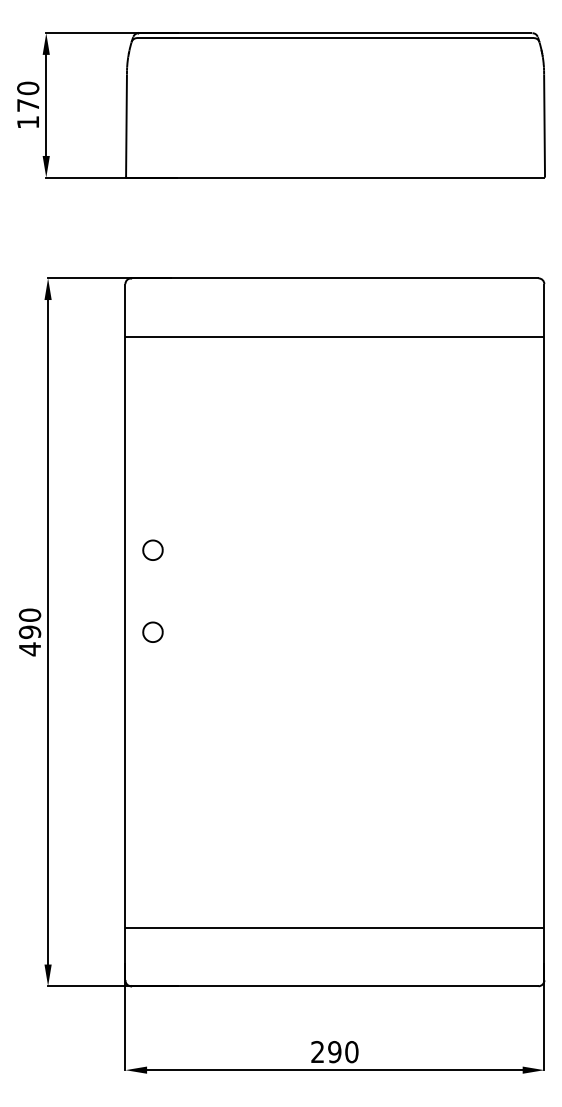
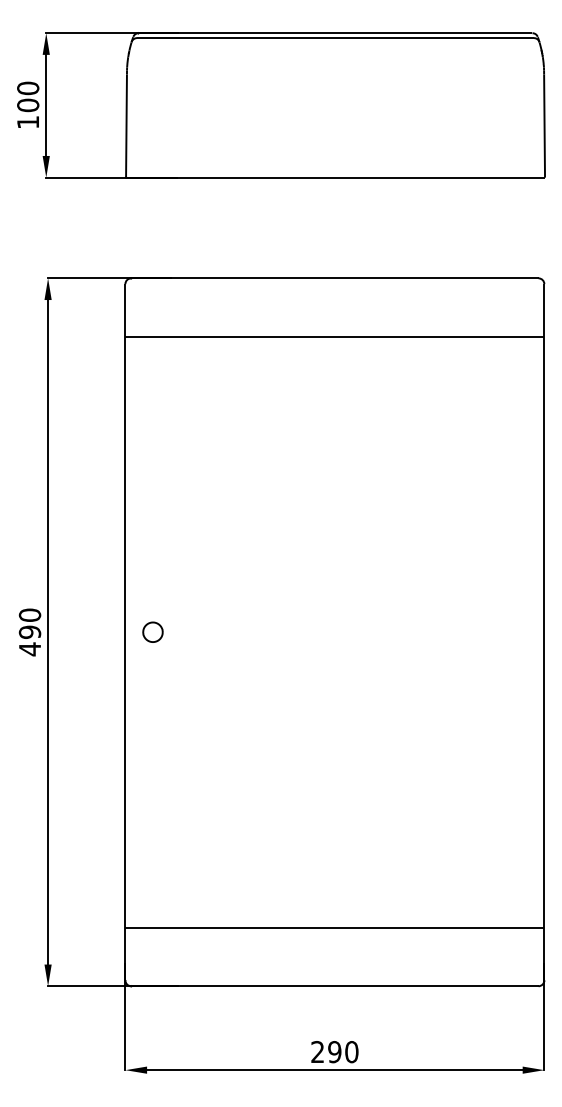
text: 170 -> 100 (28, 105)
part: present -> none (152, 549)
